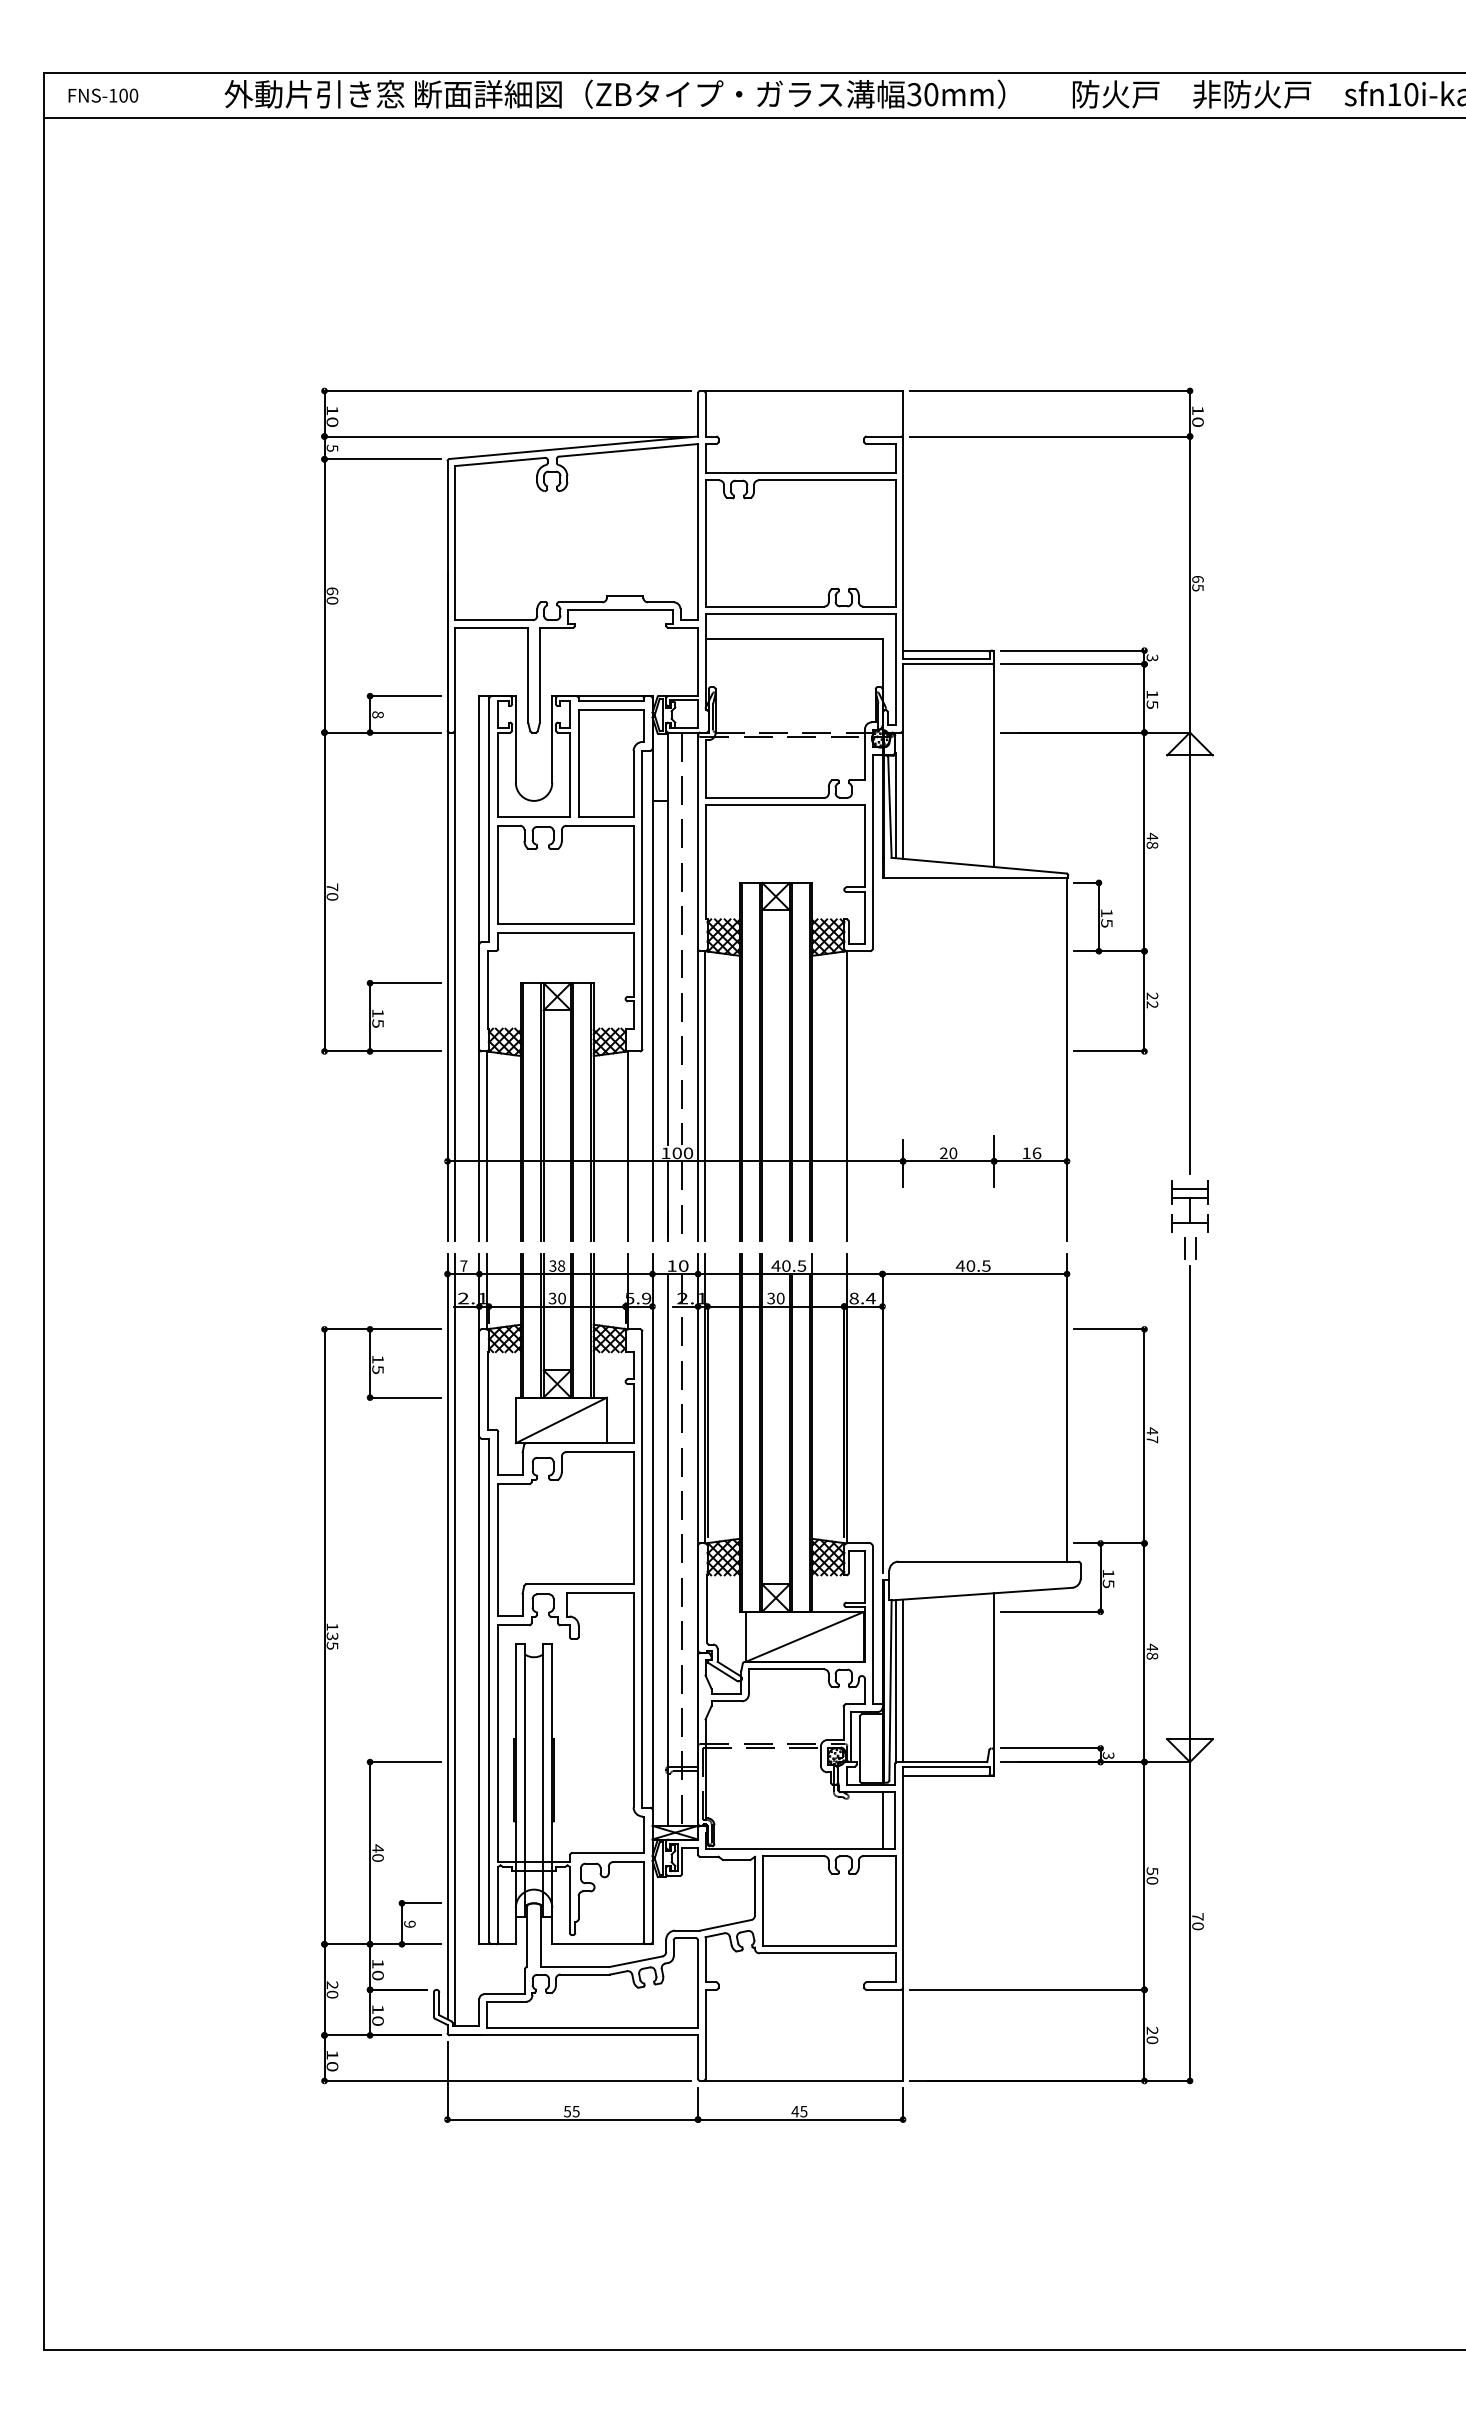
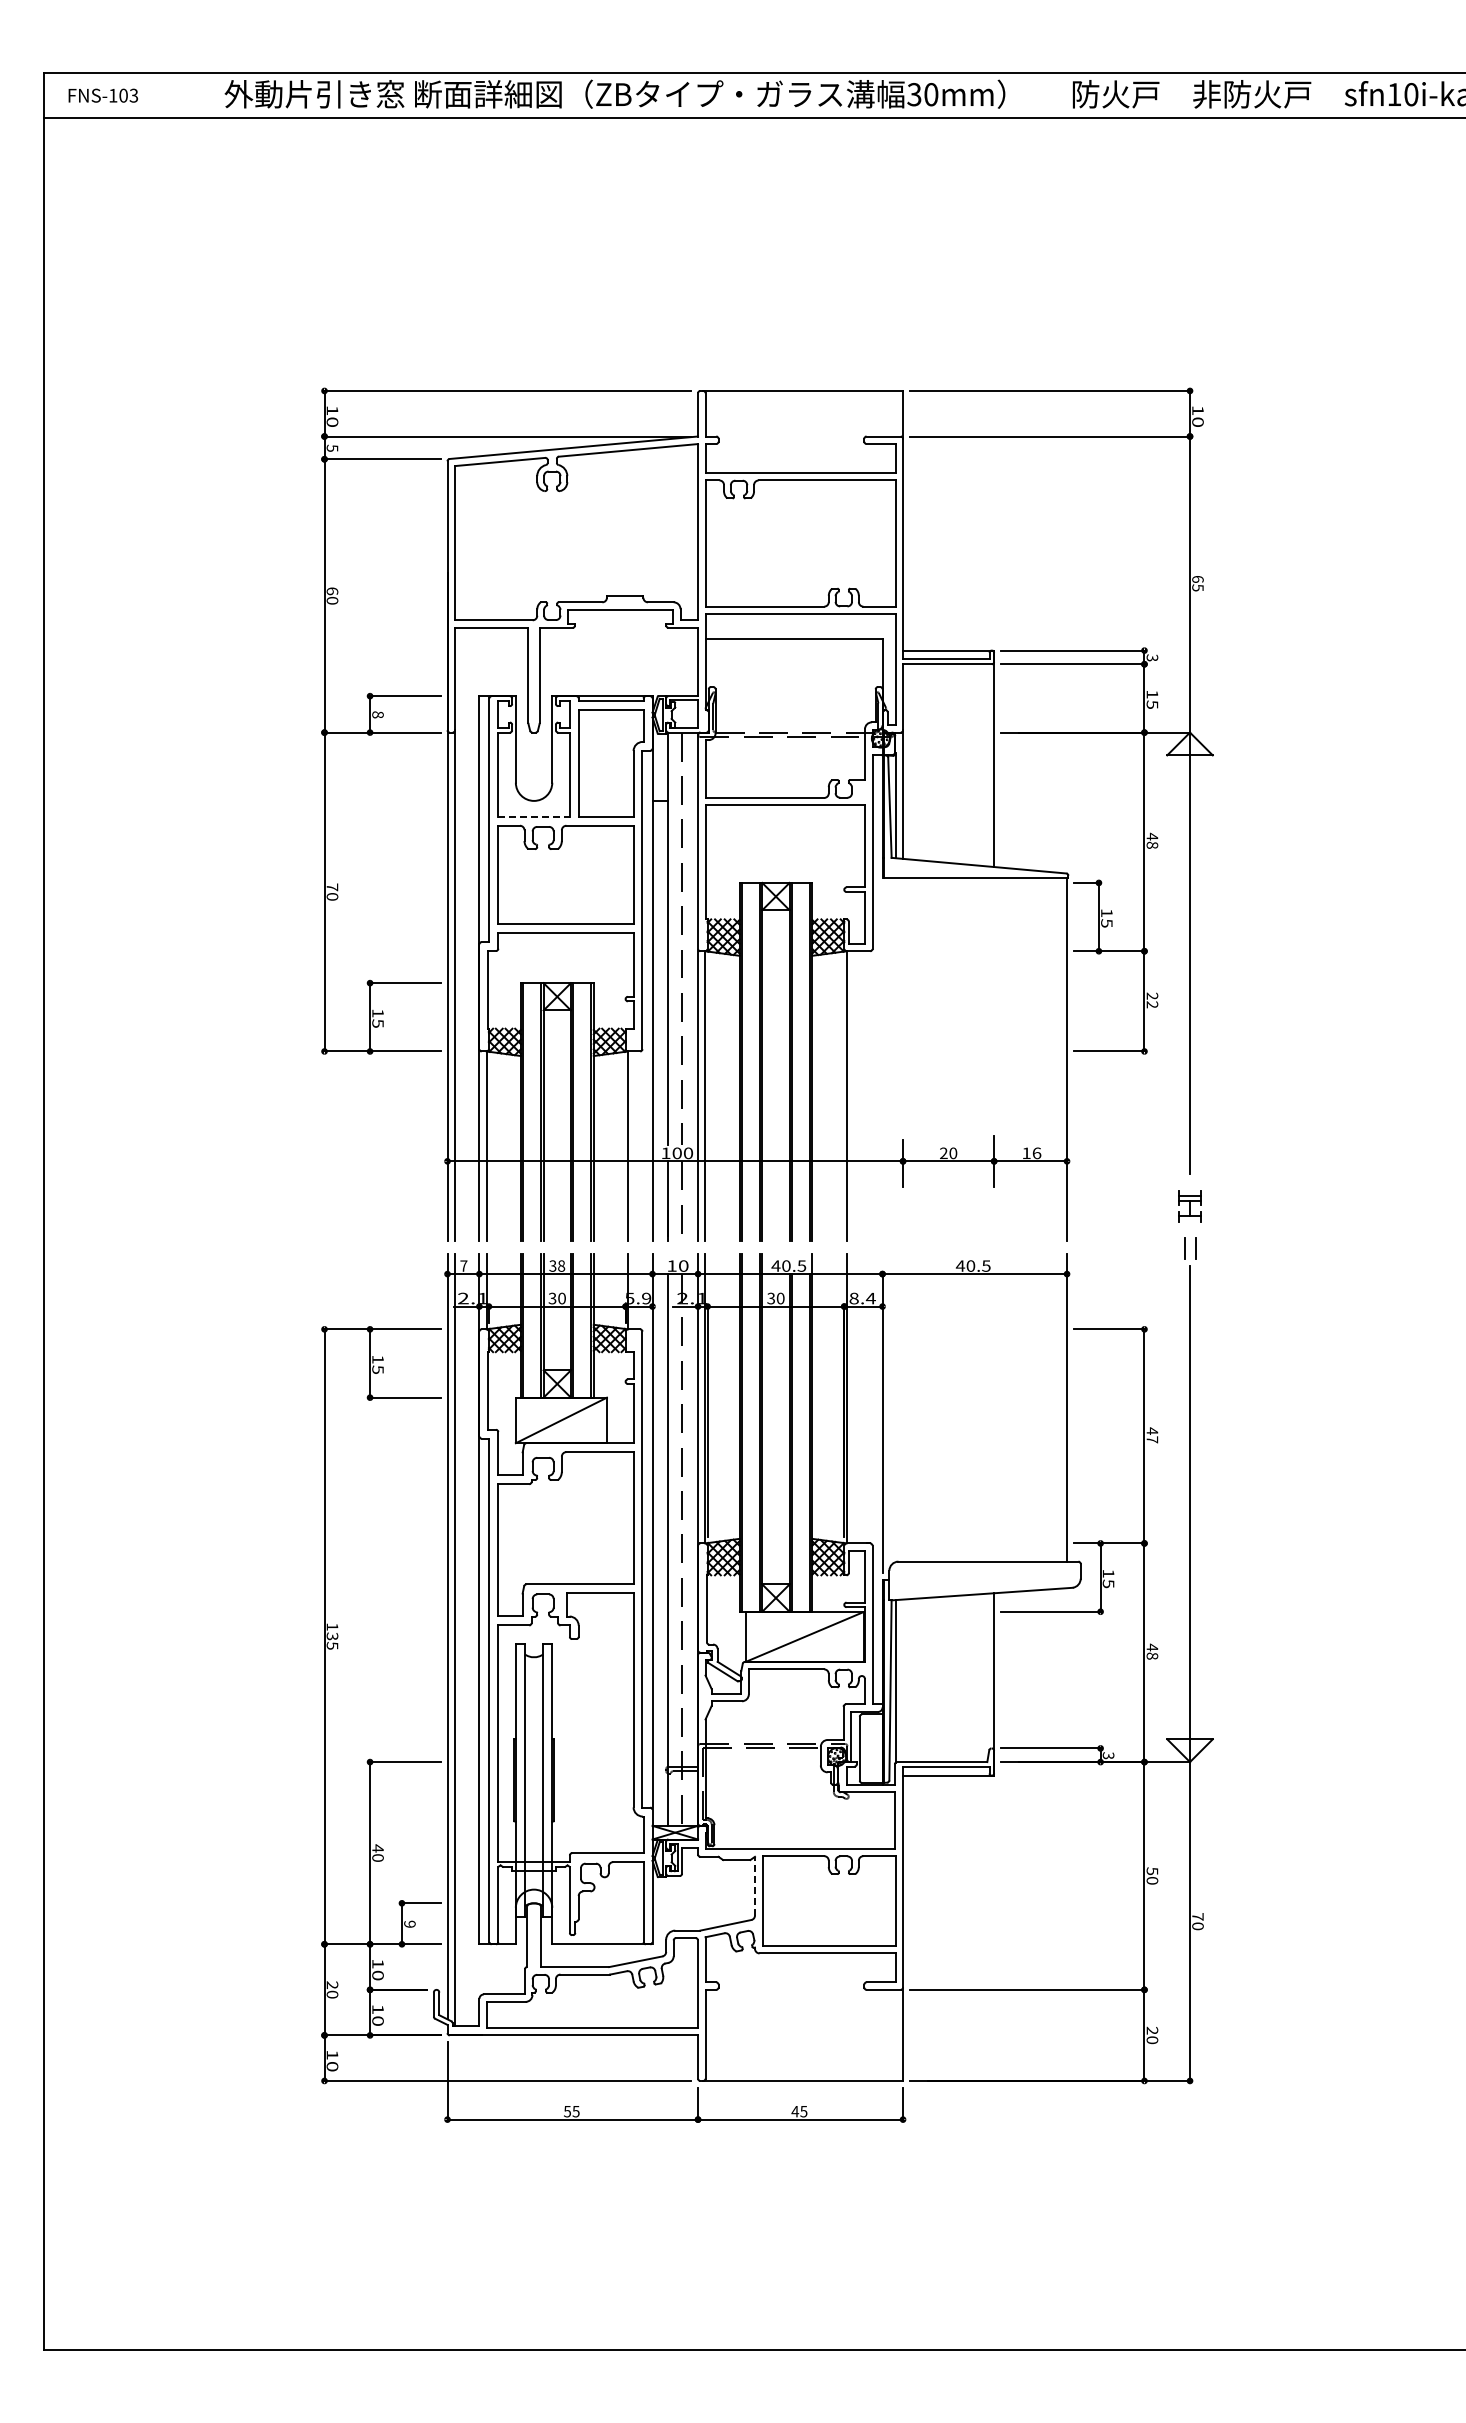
text: FNS-100 -> FNS-103 (133, 95)
line: solid -> dashed (534, 816)
part size: 38x53 px -> 24x33 px (1189, 1206)
line: present -> none (903, 1680)
line: present -> none (882, 1820)
line: solid -> dashed (755, 1885)
